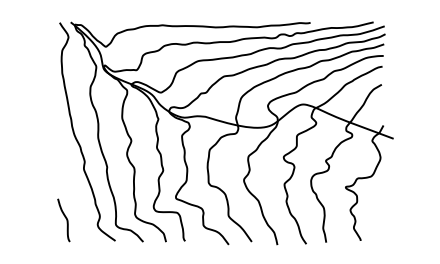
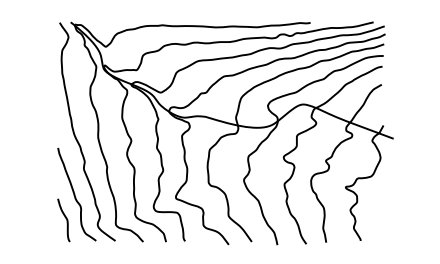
curve: none -> present (75, 194)
